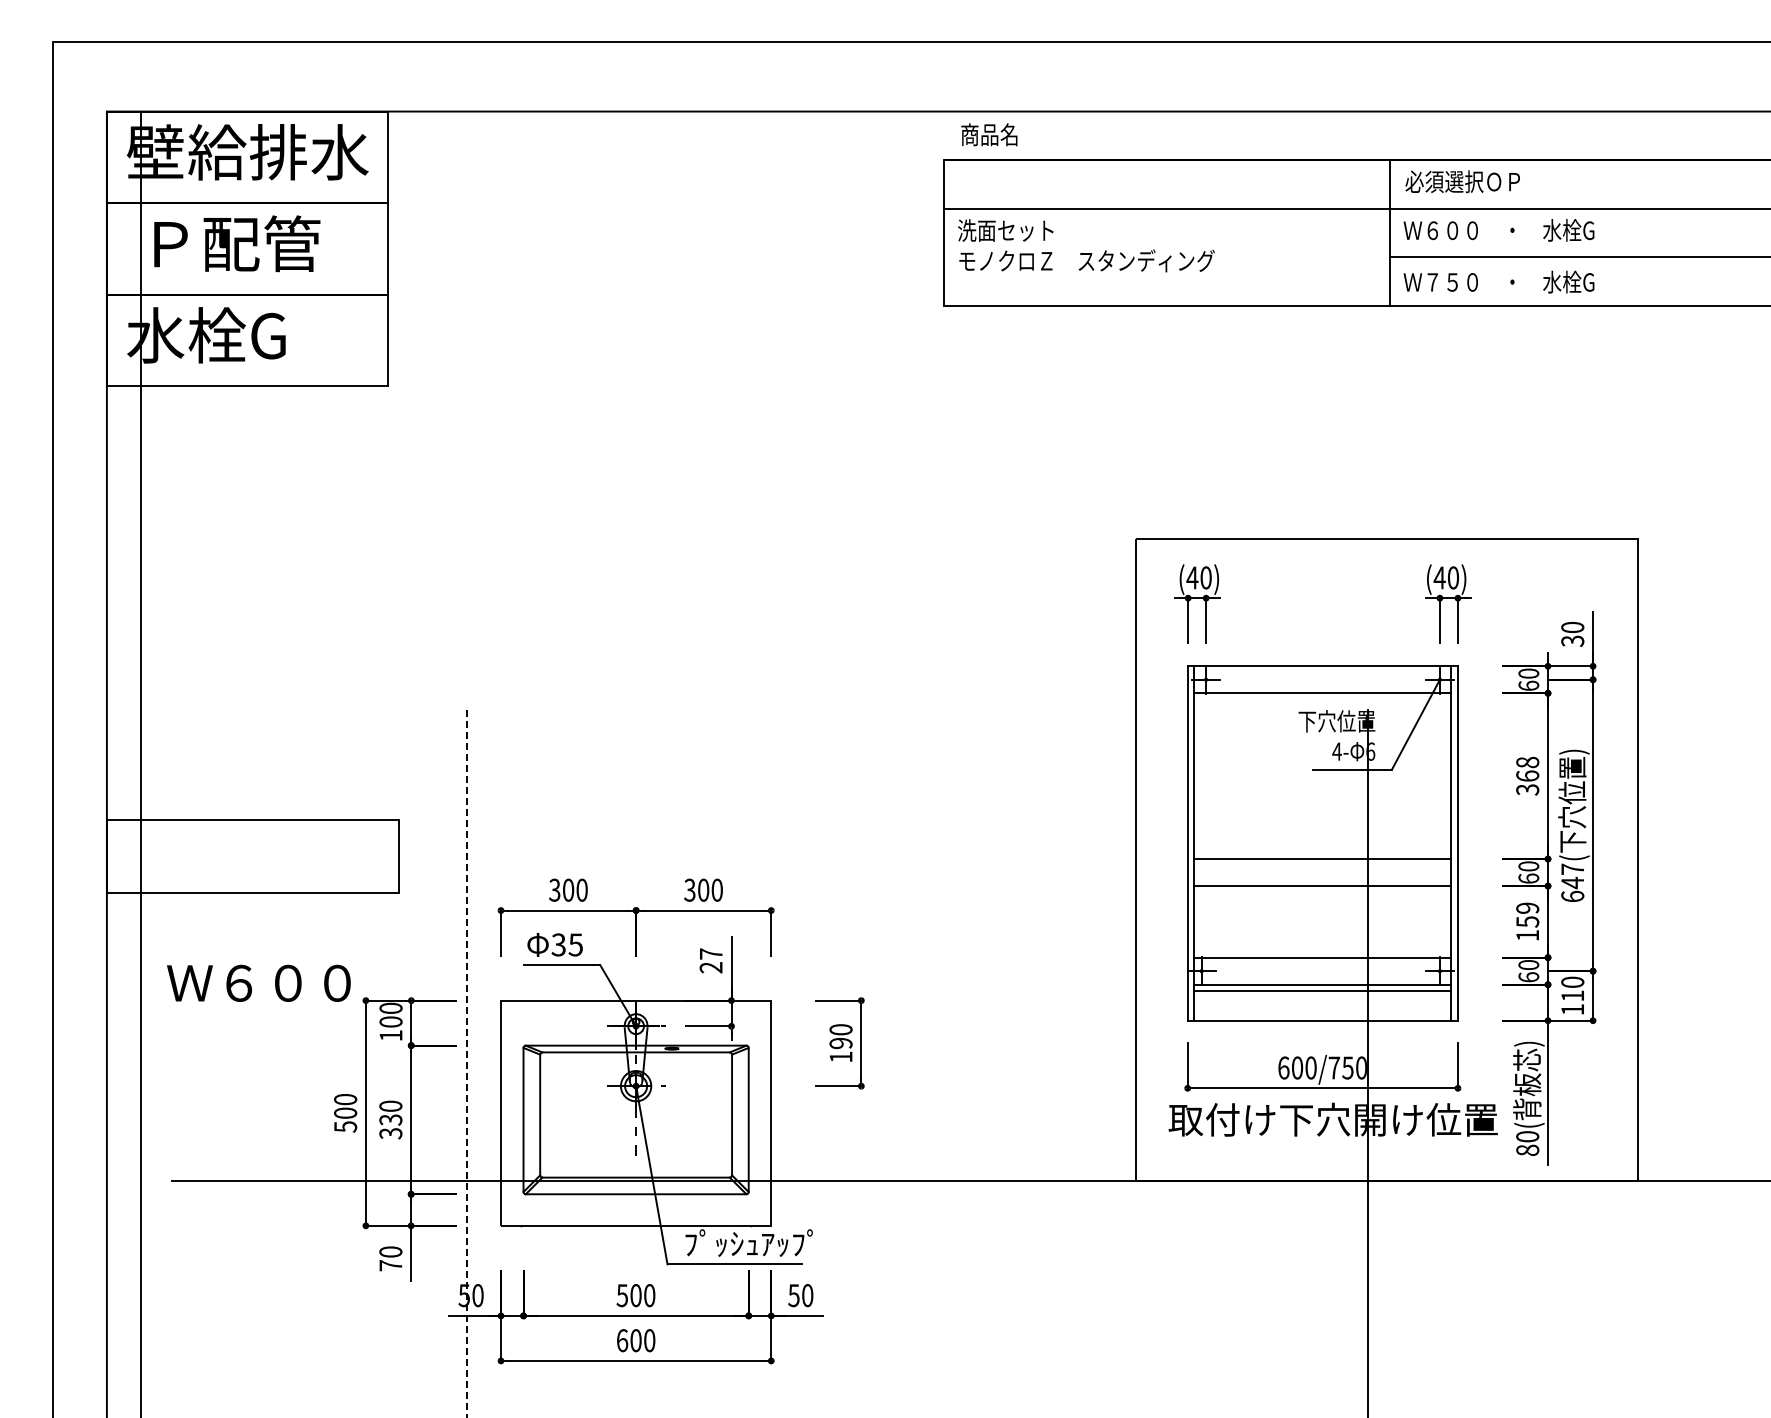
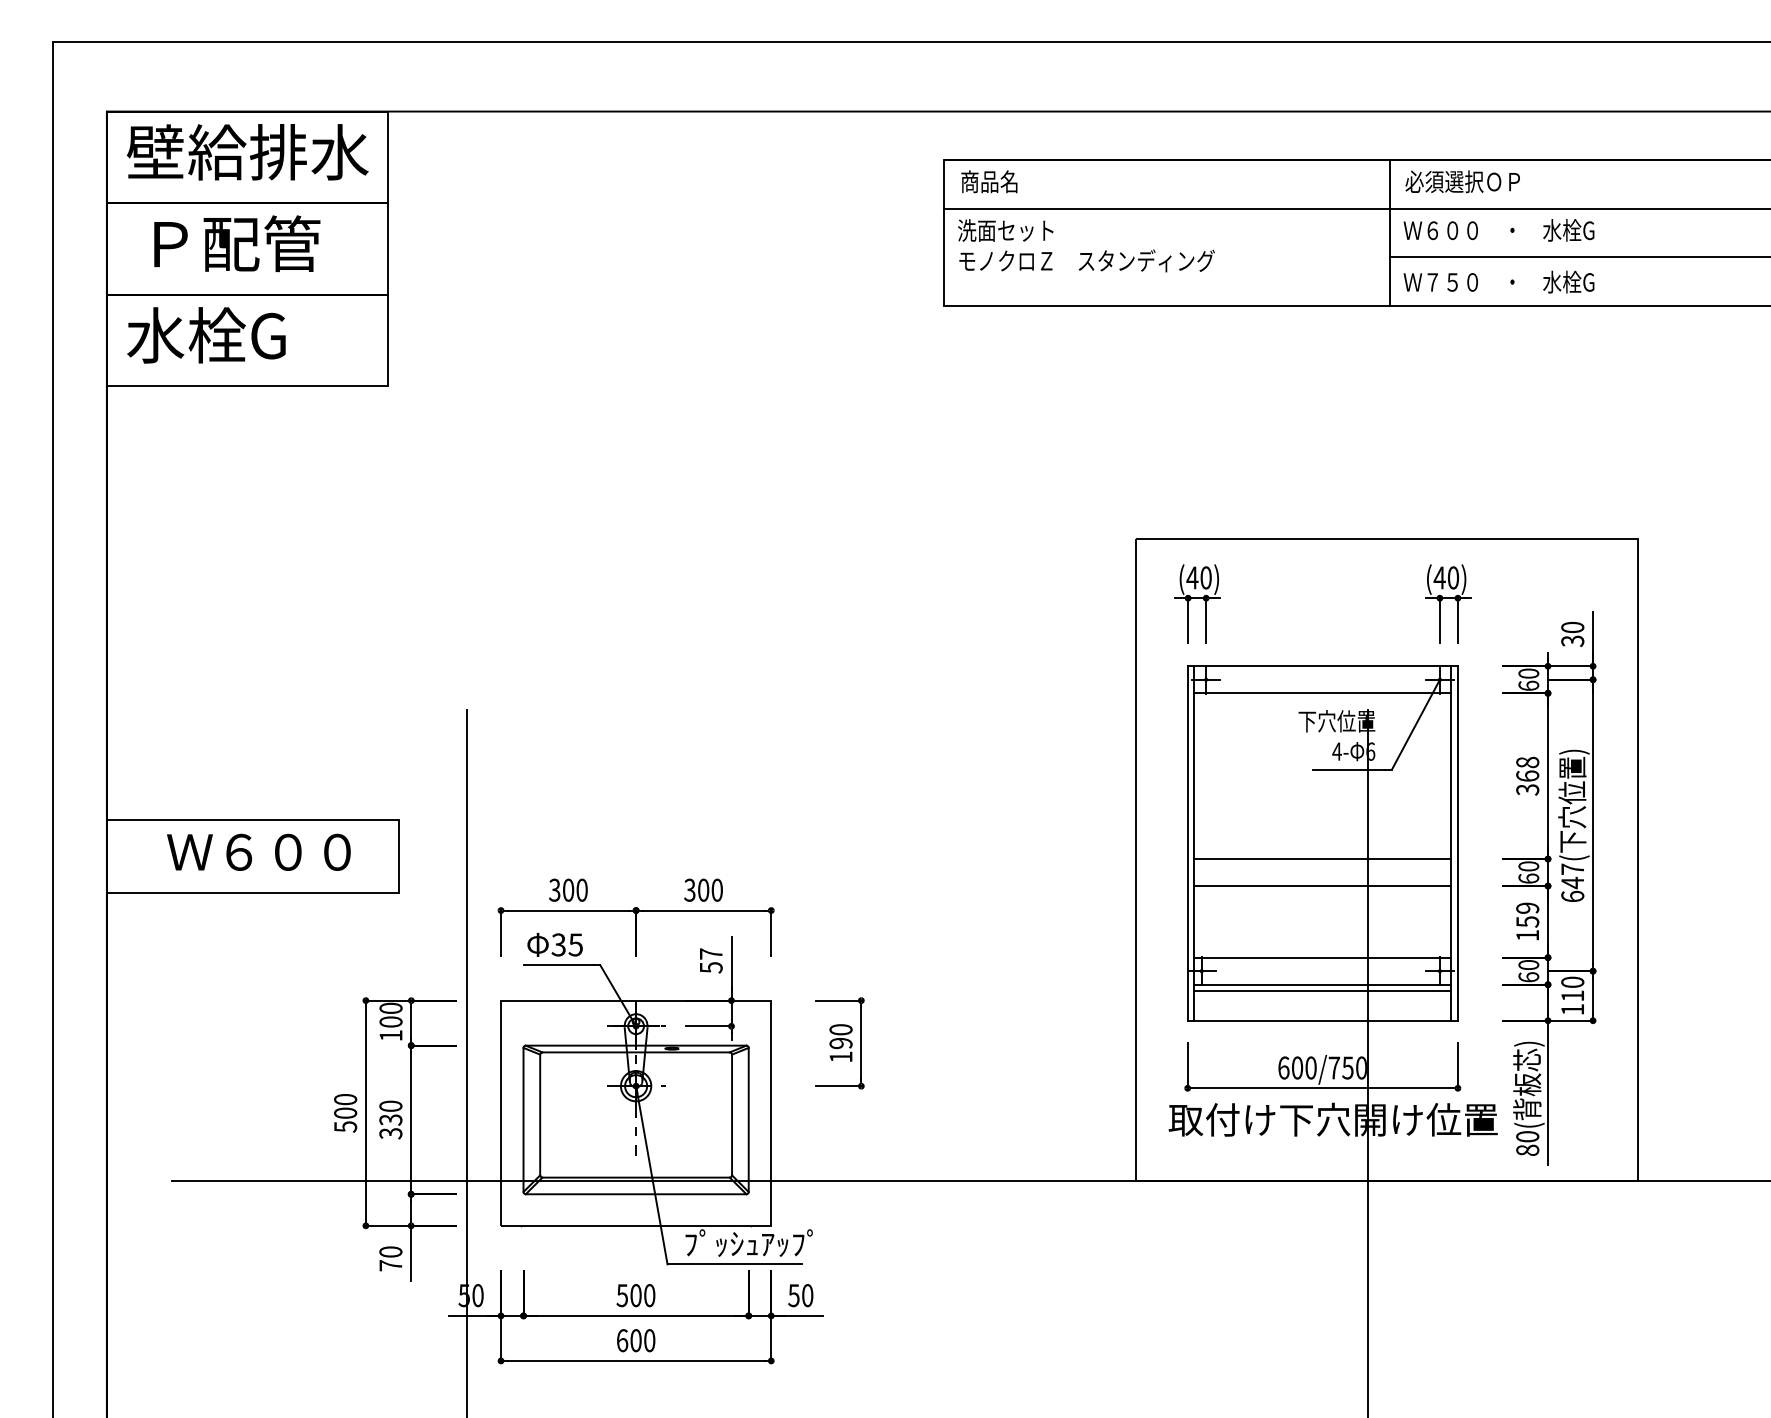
text position: (989, 134) -> (989, 181) (989, 181)
line position: (140, 762) -> (106, 762) (106, 762)
text: 27 -> 57 (710, 967)
text position: (258, 982) -> (258, 851) (258, 851)
line: dashed -> solid (467, 1063)
